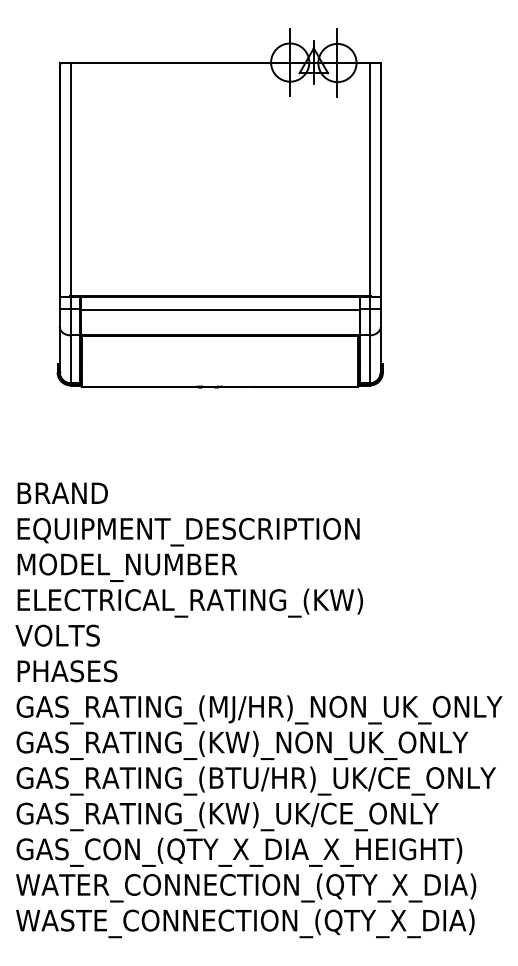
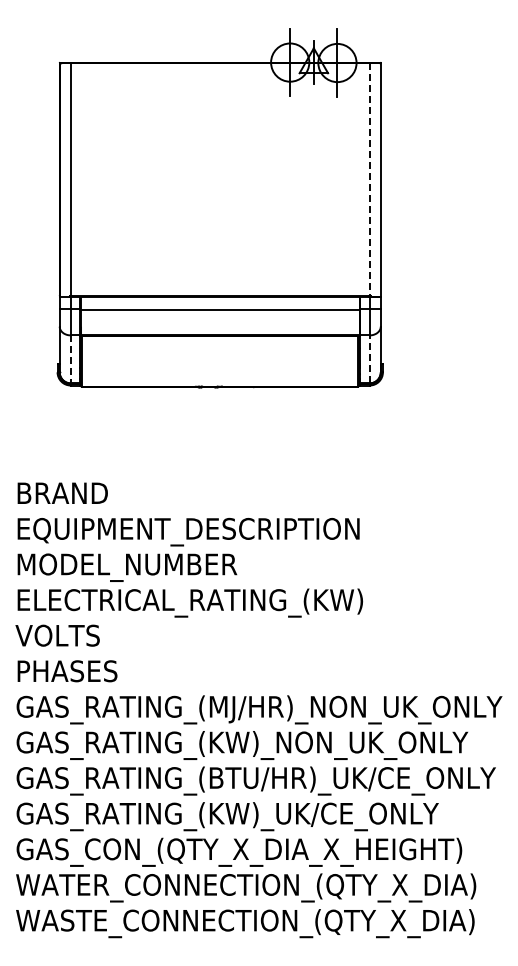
line: solid -> dashed (369, 179)
line: solid -> dashed (369, 358)
line: solid -> dashed (70, 359)
